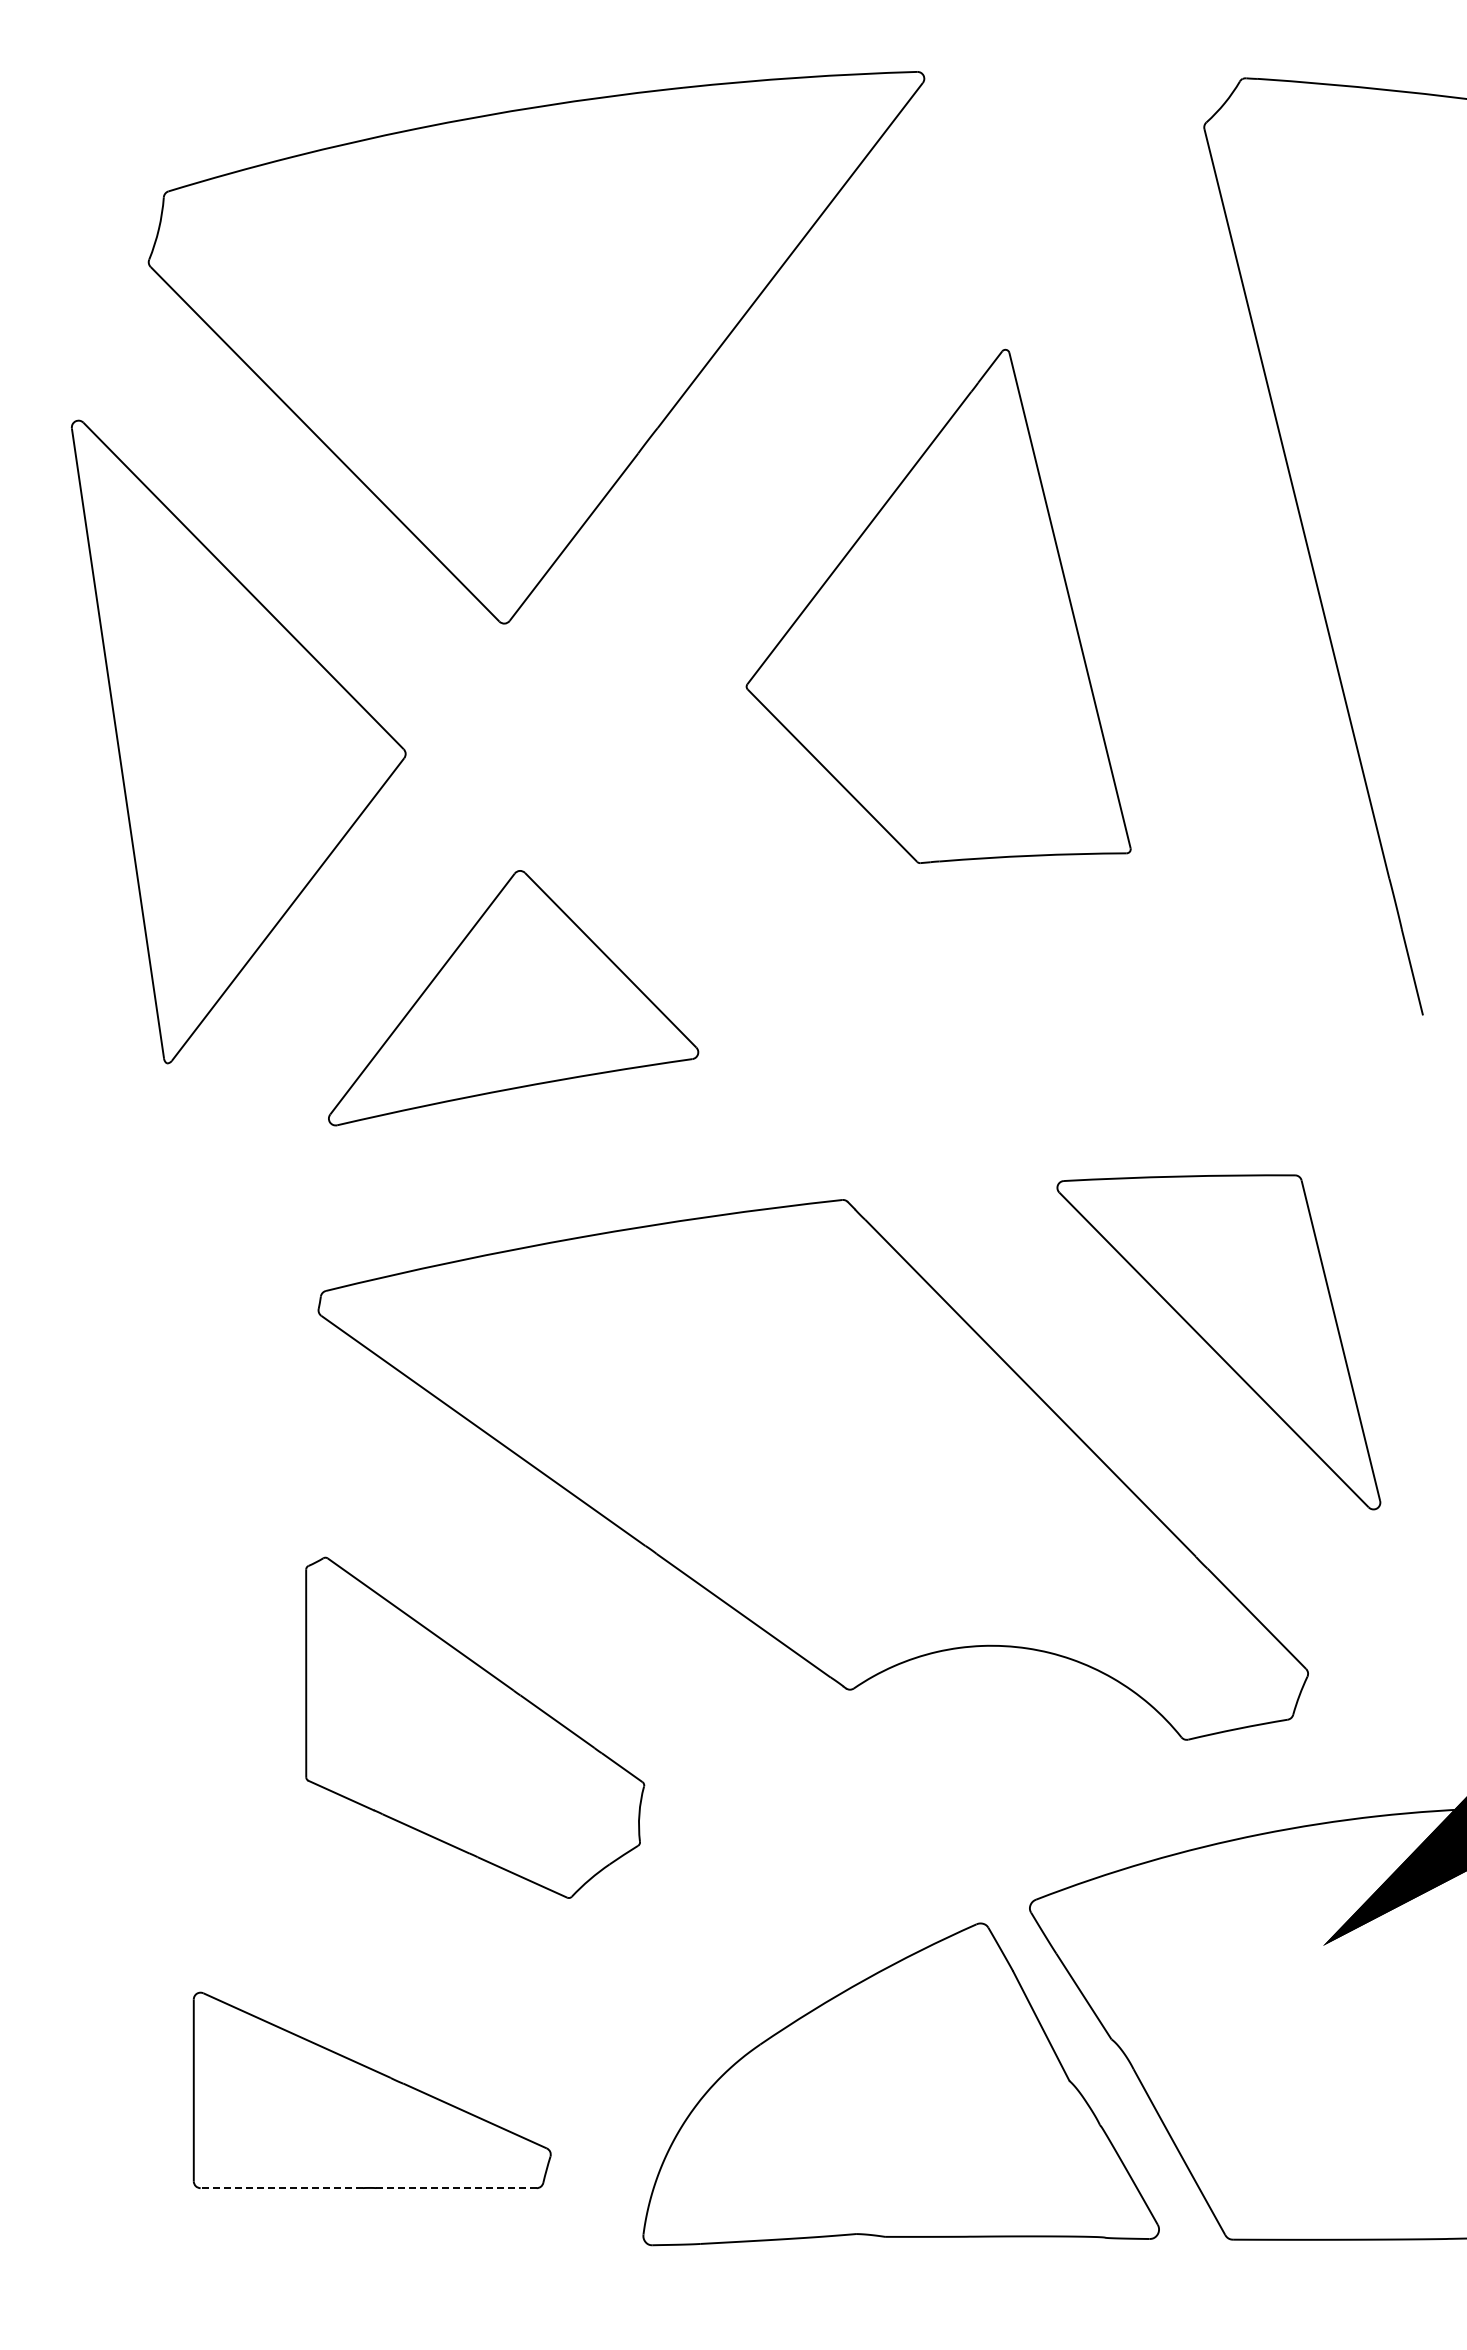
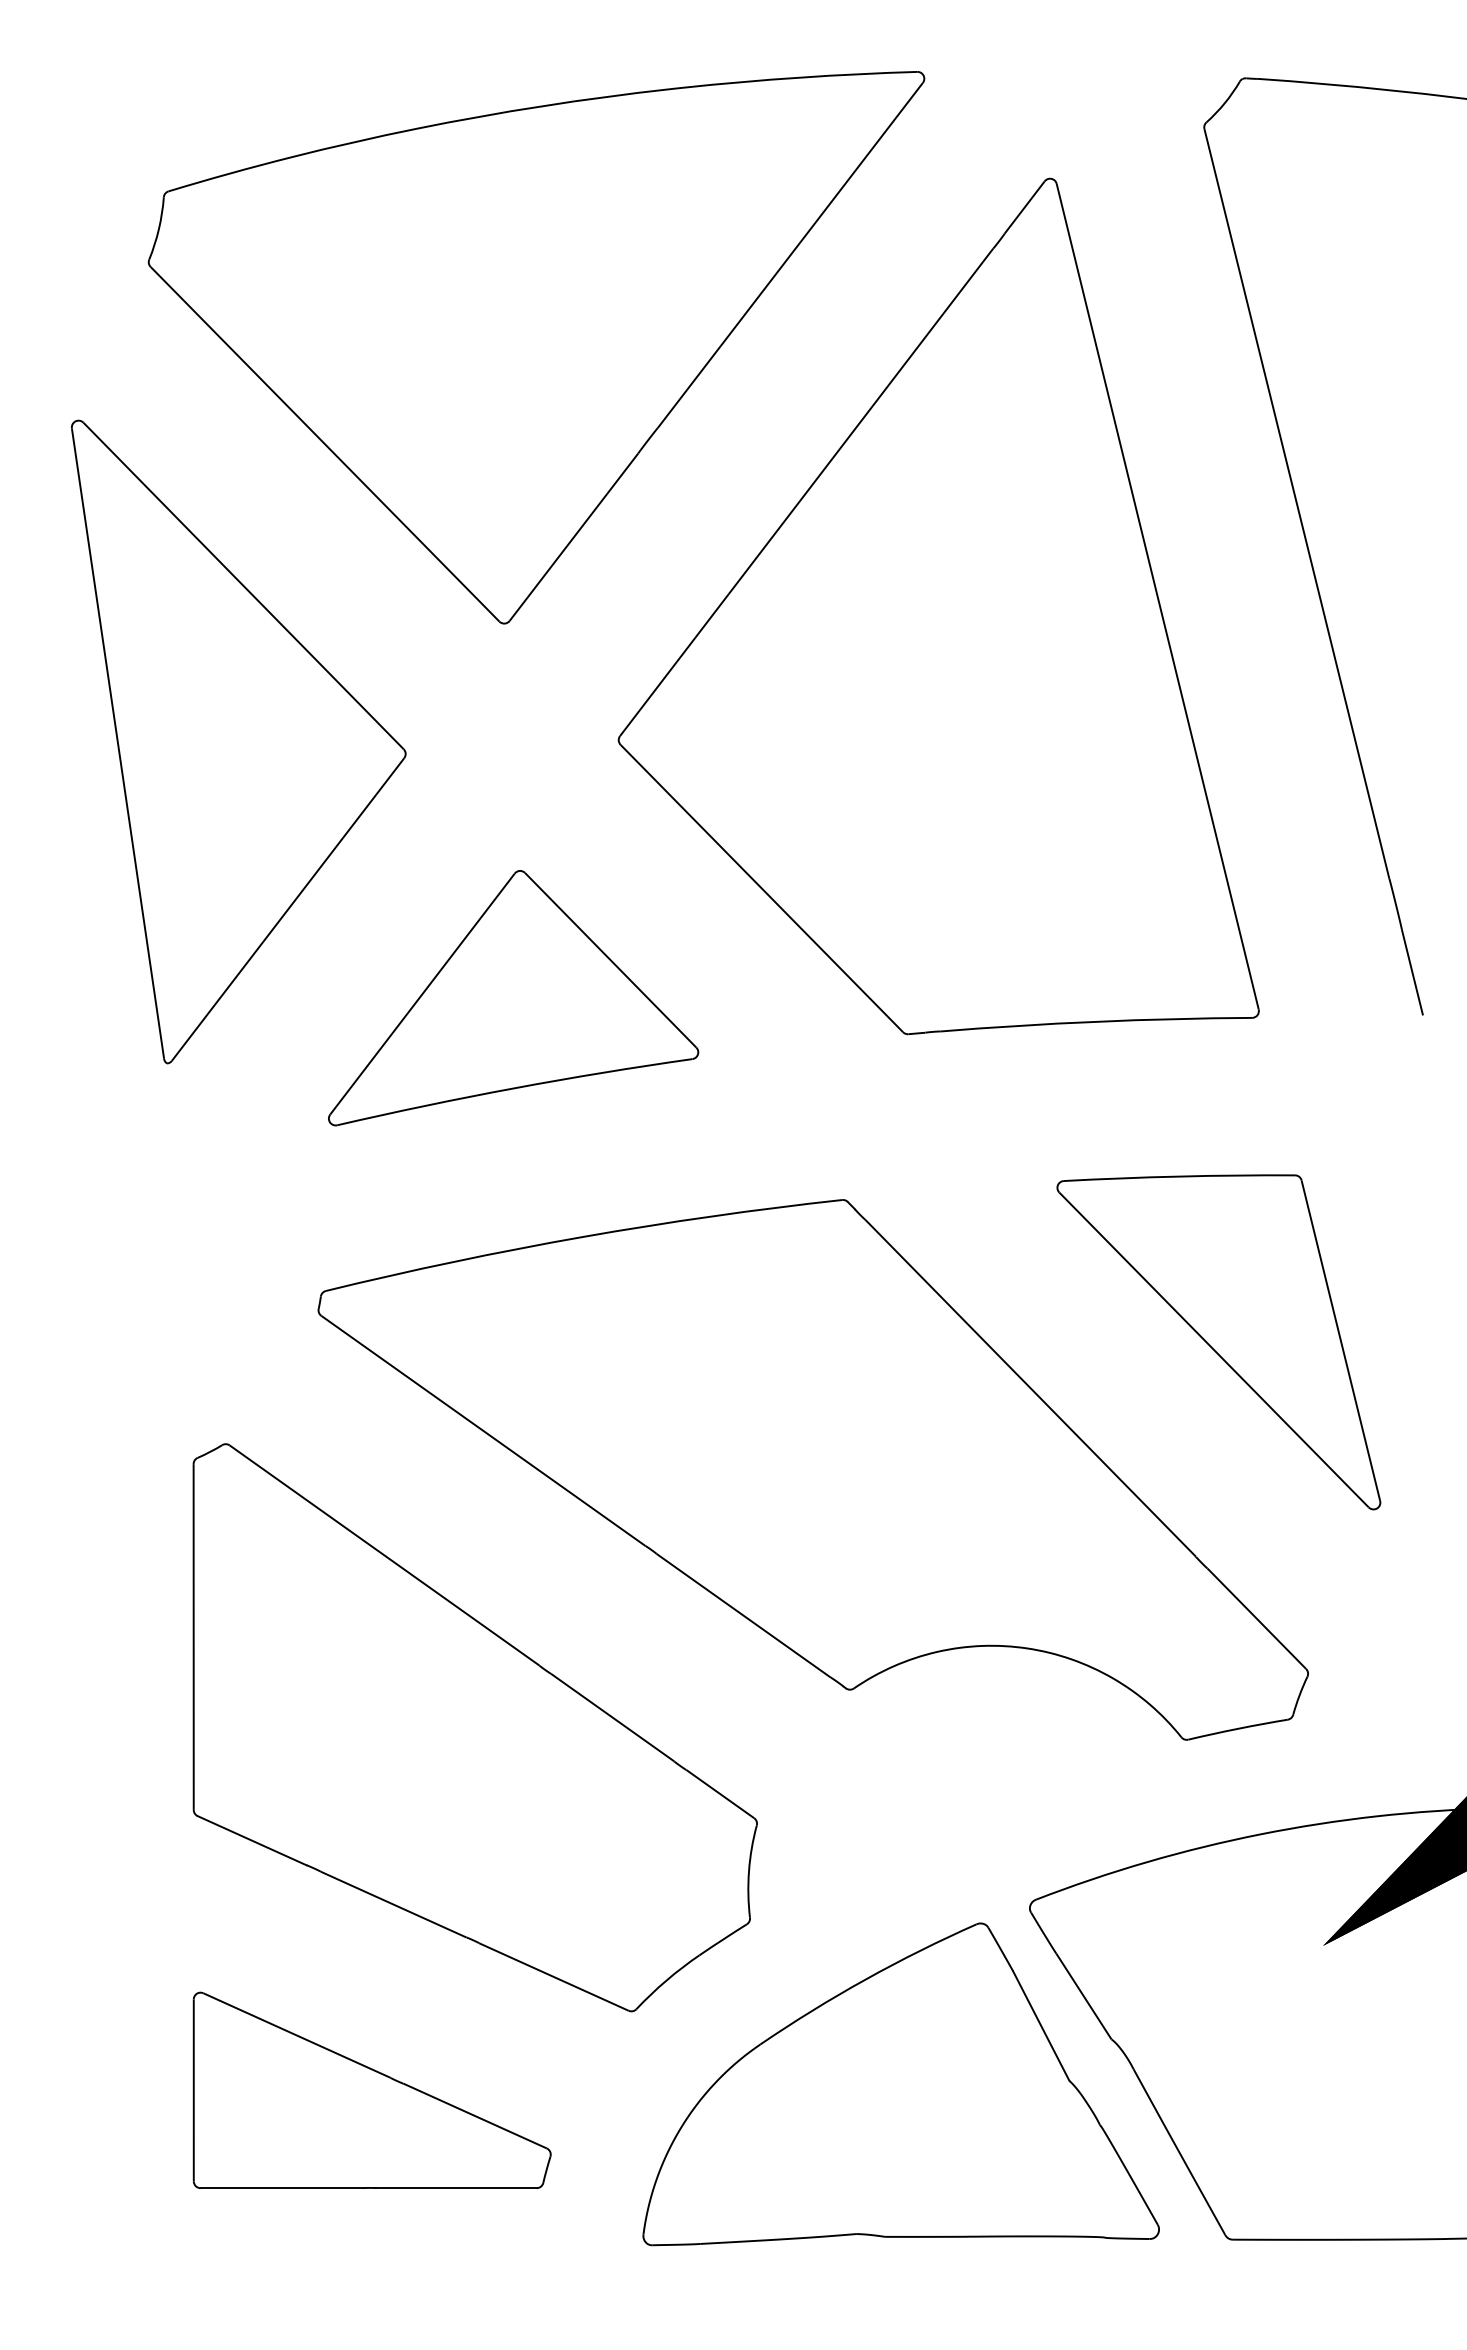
part size: 387x516 px -> 643x859 px (938, 606)
part size: 341x343 px -> 566x570 px (474, 1727)
line: dashed -> solid (281, 2188)
line: dashed -> solid (456, 2188)
